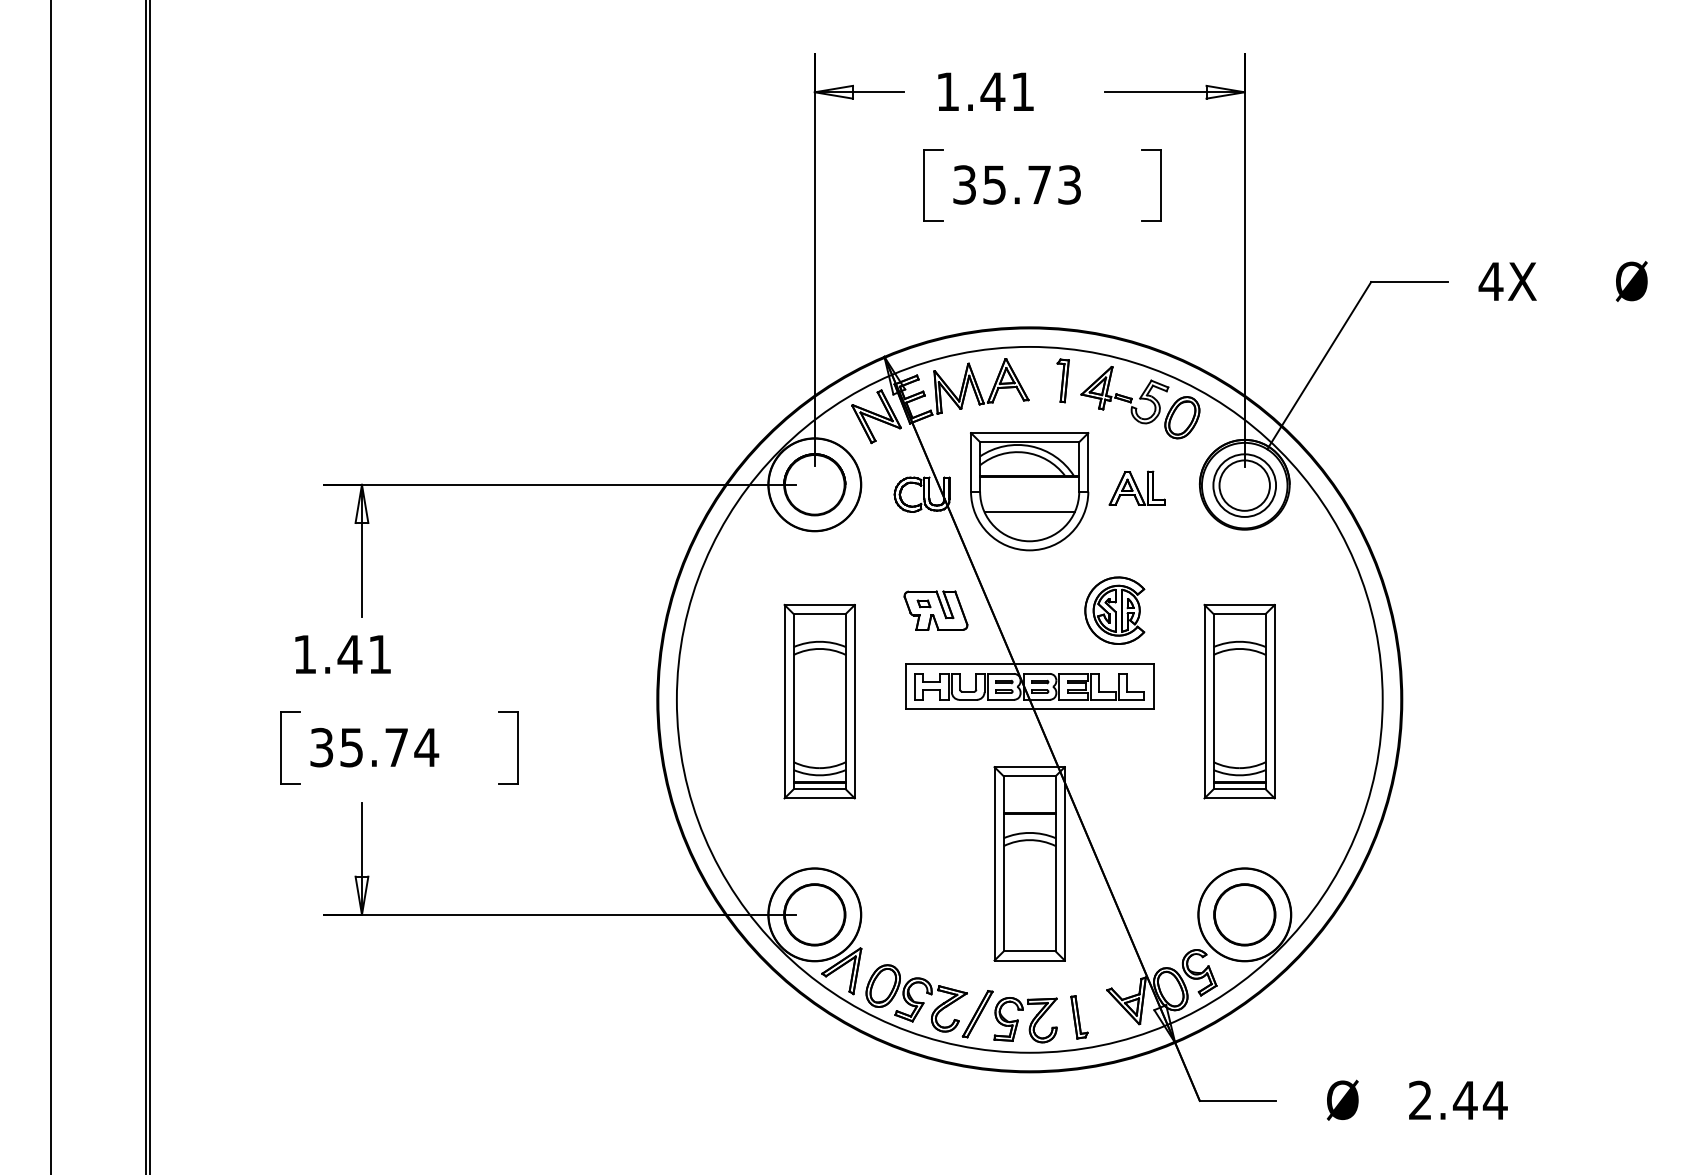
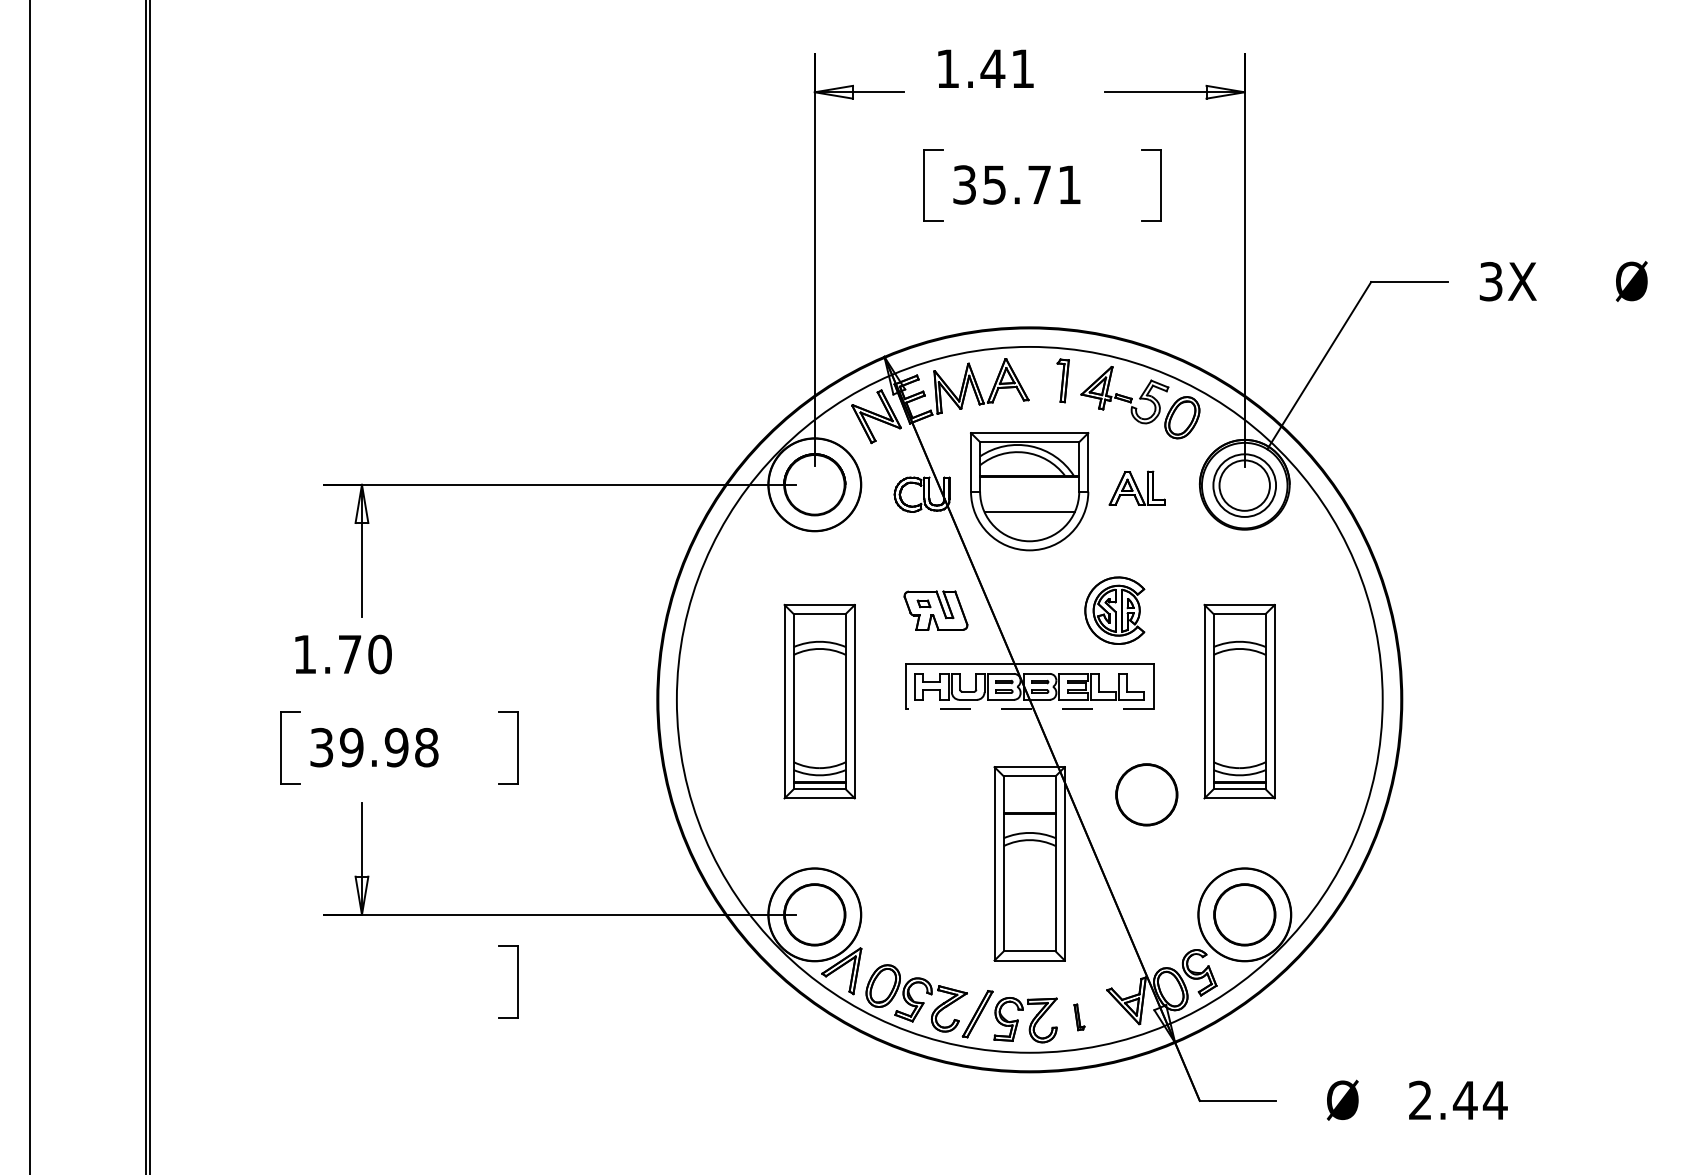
text position: (985, 91) -> (985, 68) (985, 68)
text: 35.73 -> 35.71 (1069, 184)
text: 4X -> 3X (1490, 281)
line position: (50, 586) -> (29, 586) (29, 586)
text: 1.41 -> 1.70 (364, 654)
line: solid -> dashed (1029, 709)
text: 35.74 -> 39.98 (389, 747)
circle: none -> present (1146, 794)
part: none -> present (517, 981)
part size: 19x45 px -> 13x29 px (1079, 1017)
